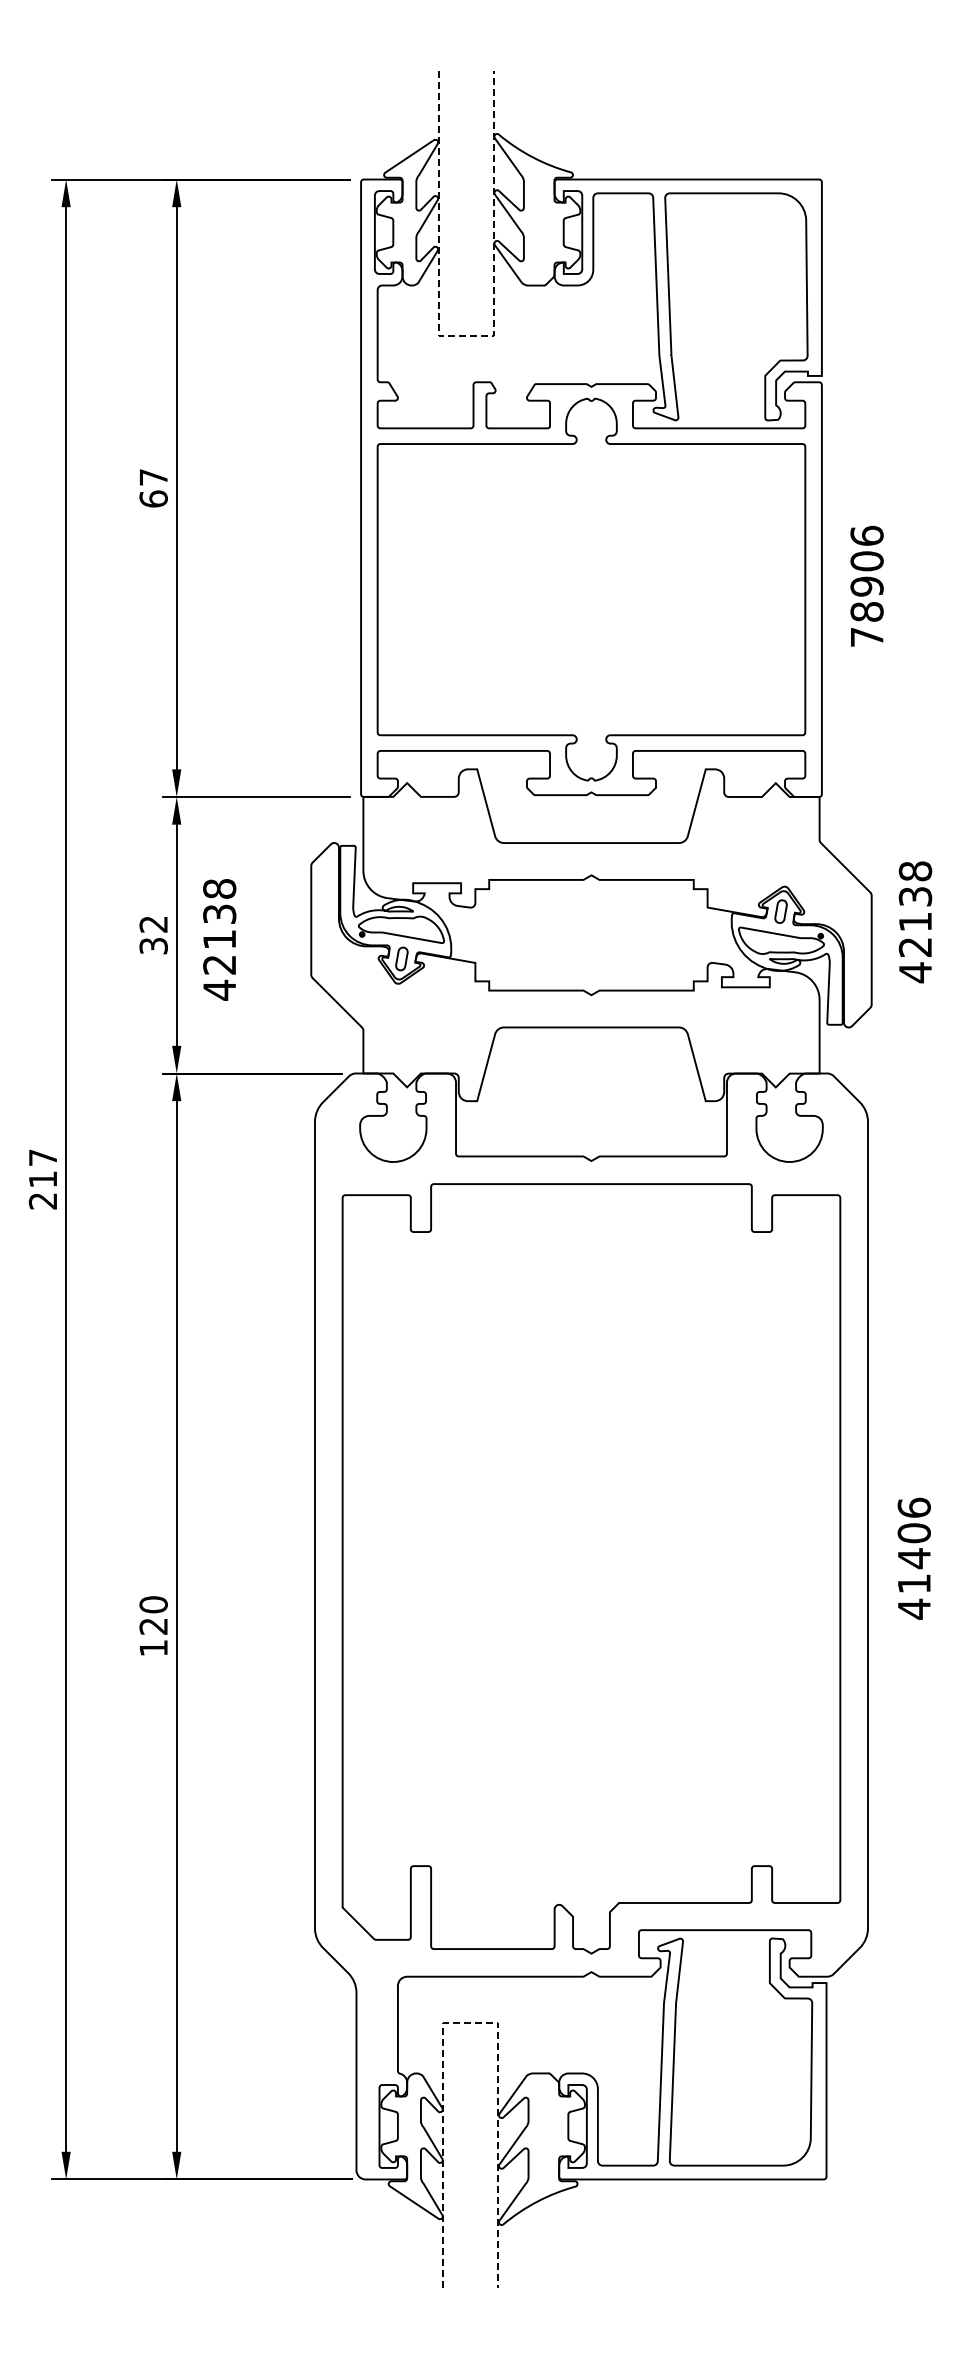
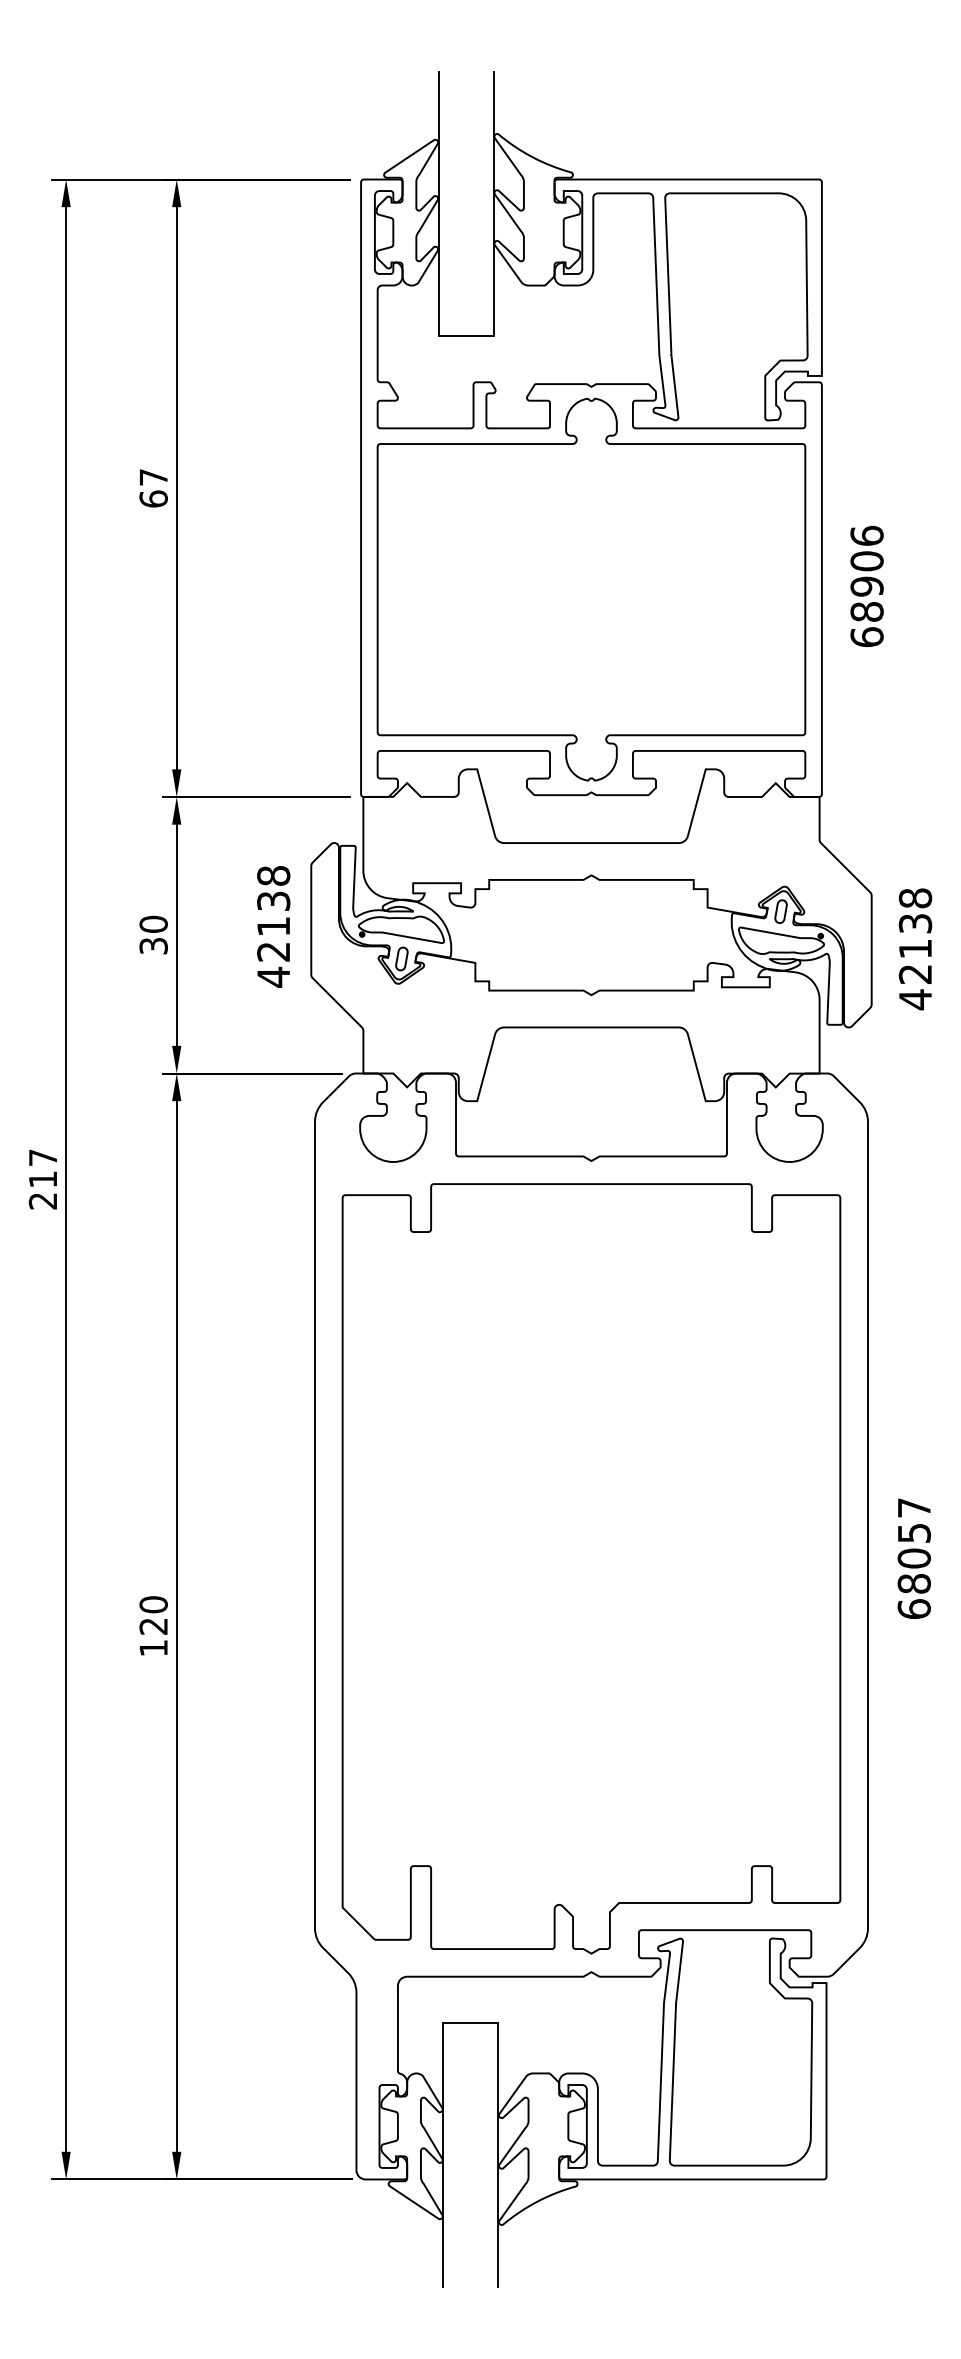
line: dashed -> solid (466, 336)
text: 78906 -> 68906 (866, 637)
text position: (915, 922) -> (915, 949) (915, 949)
text: 32 -> 30 (153, 923)
text position: (219, 939) -> (273, 926) (273, 926)
text: 41406 -> 68057 (913, 1558)
line: dashed -> solid (470, 2022)
